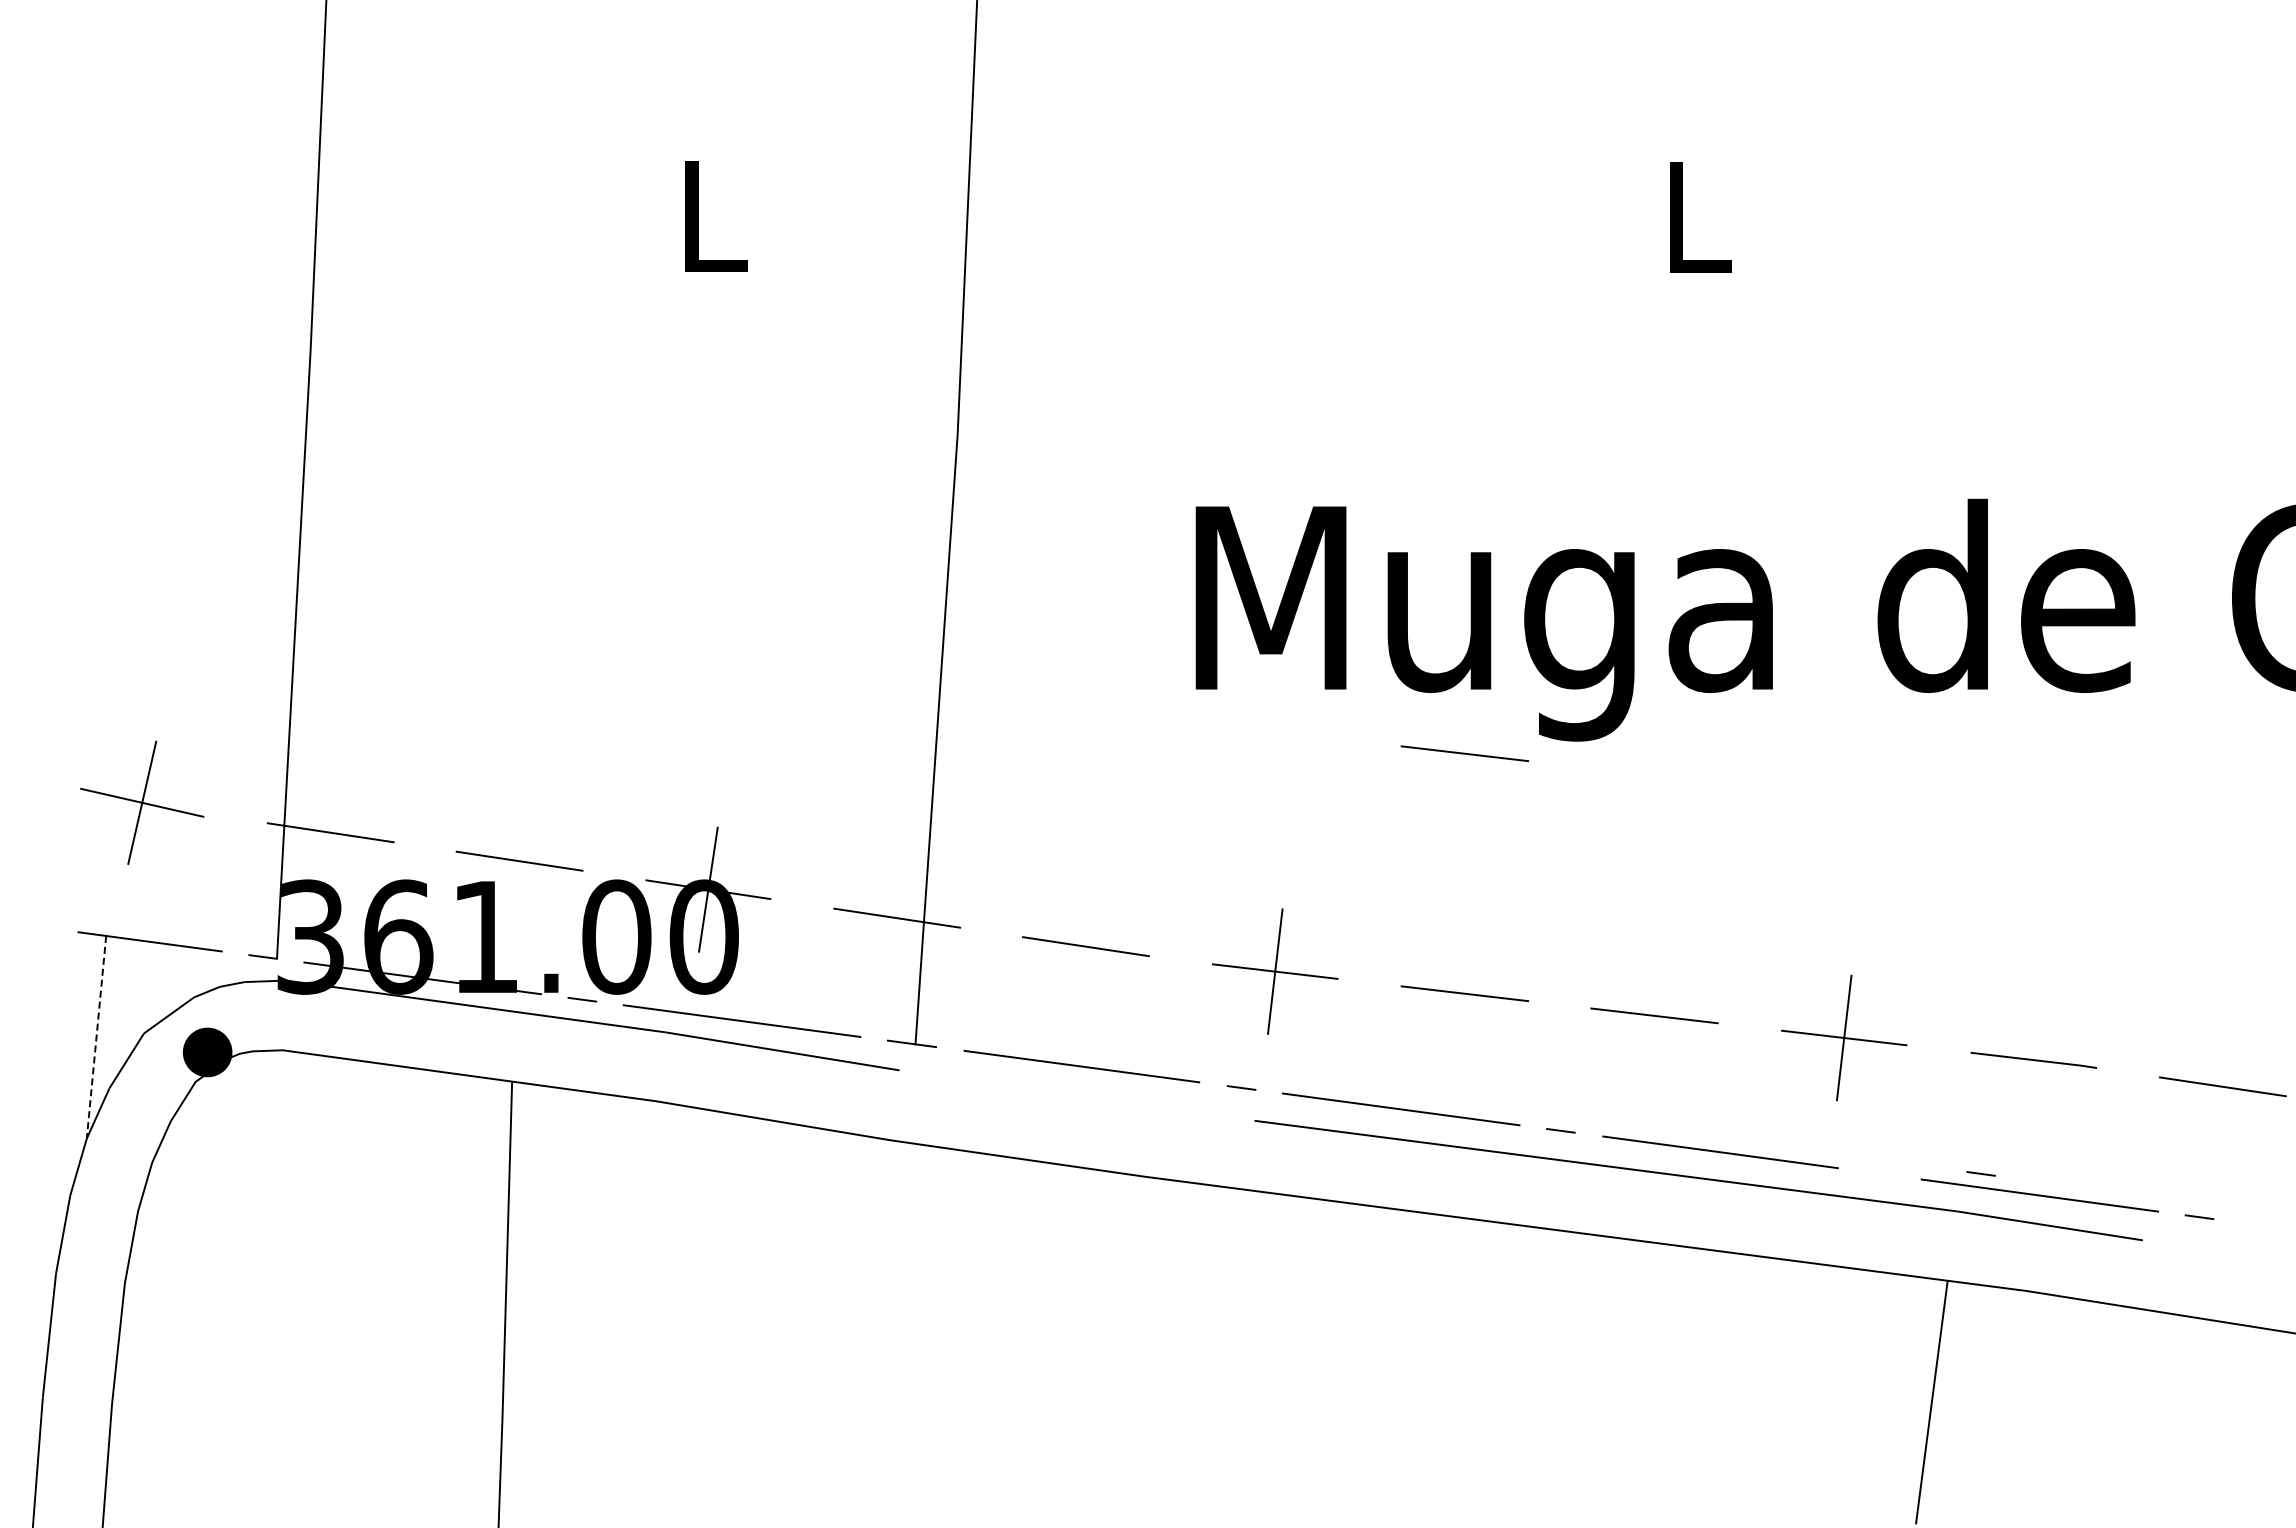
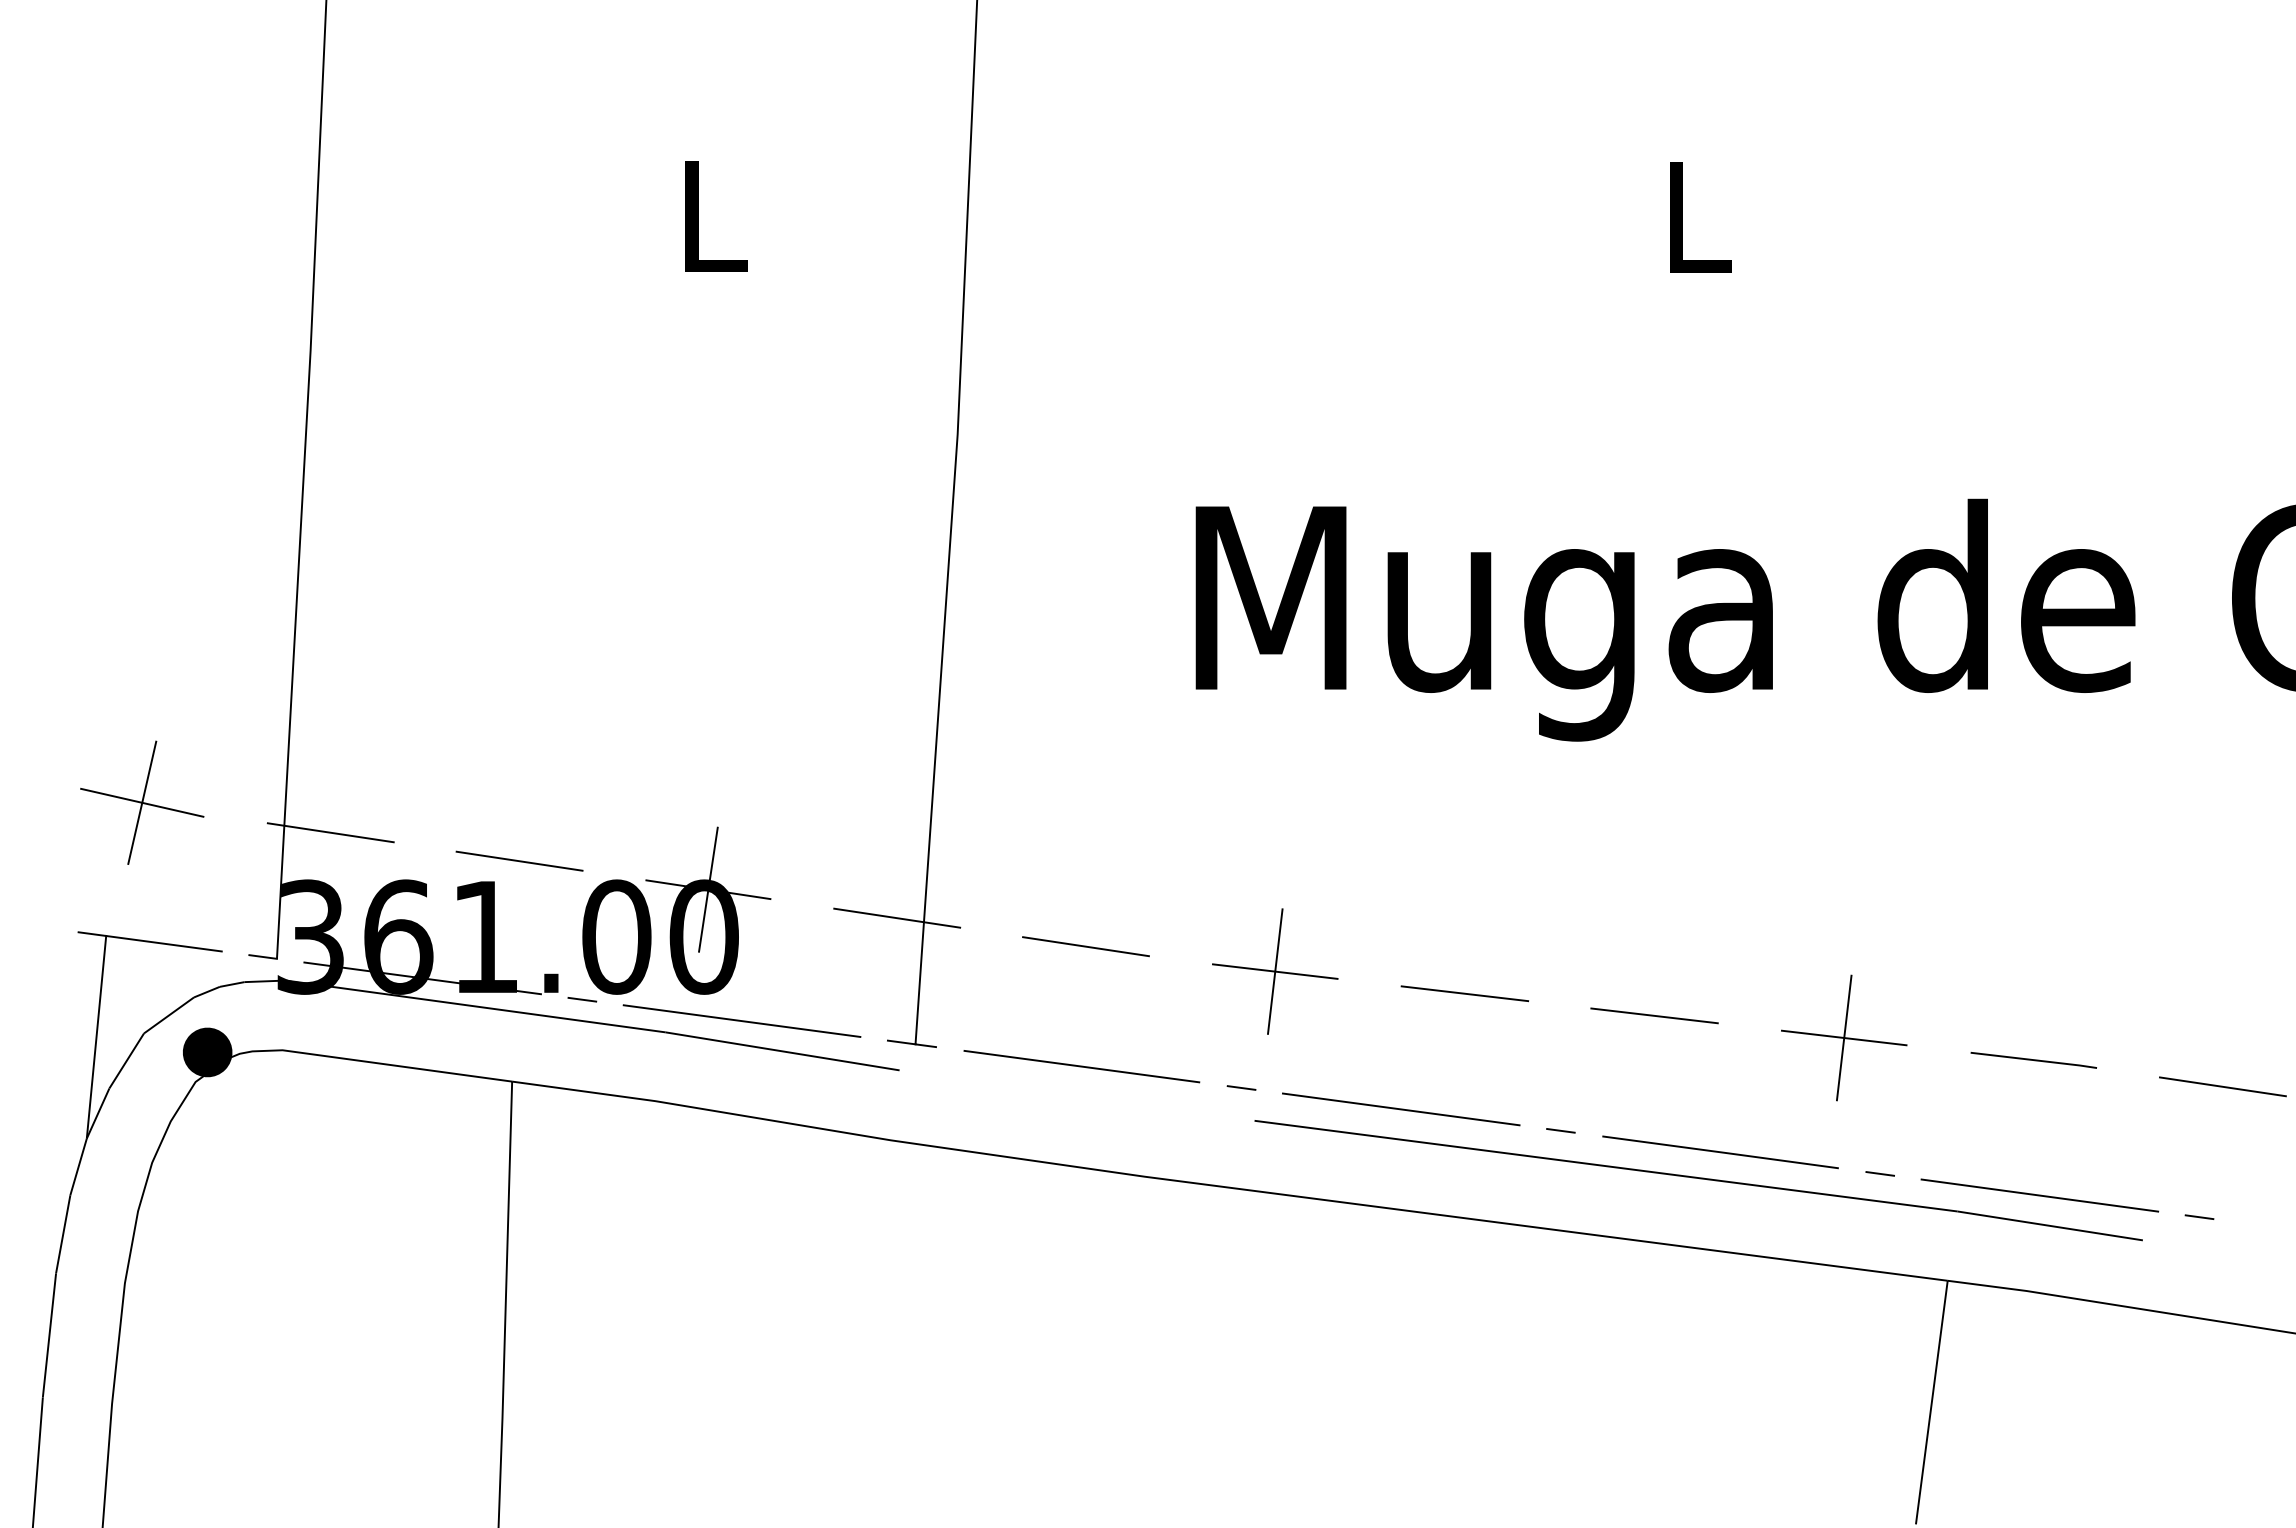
line: present -> none (1464, 753)
line: dashed -> solid (96, 1037)
line position: (1980, 1173) -> (1879, 1173) (1879, 1173)
